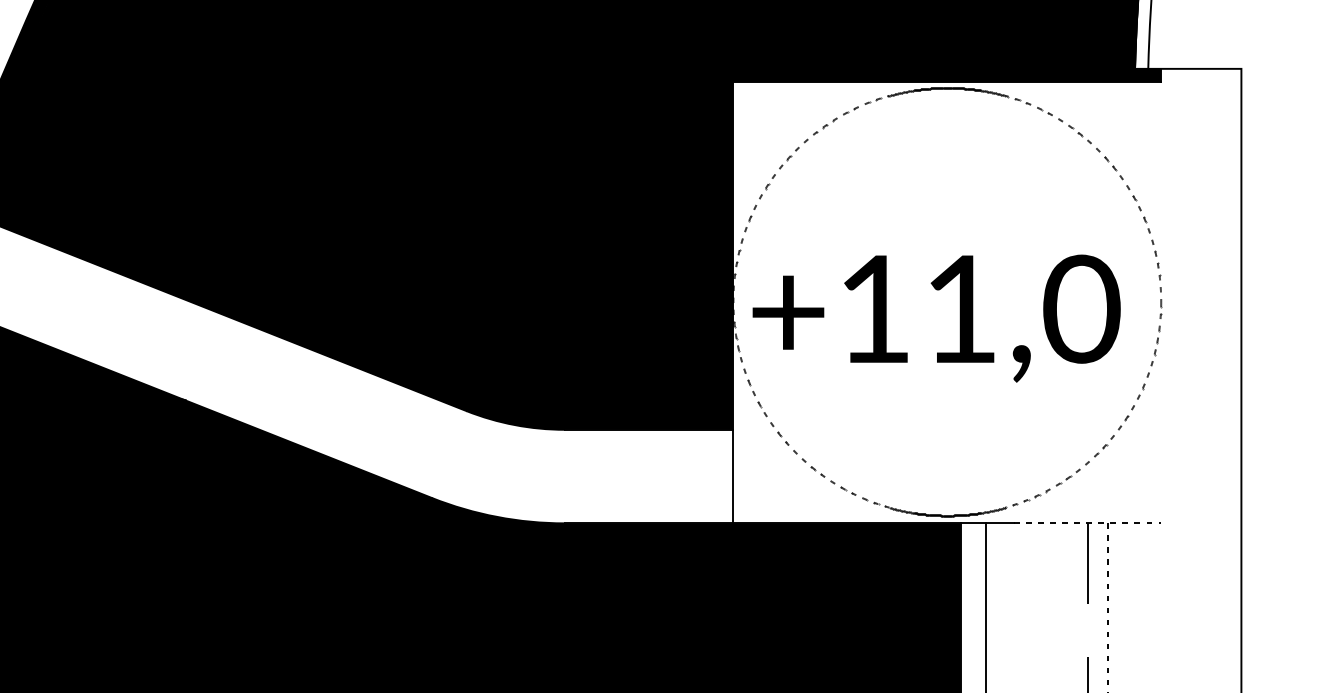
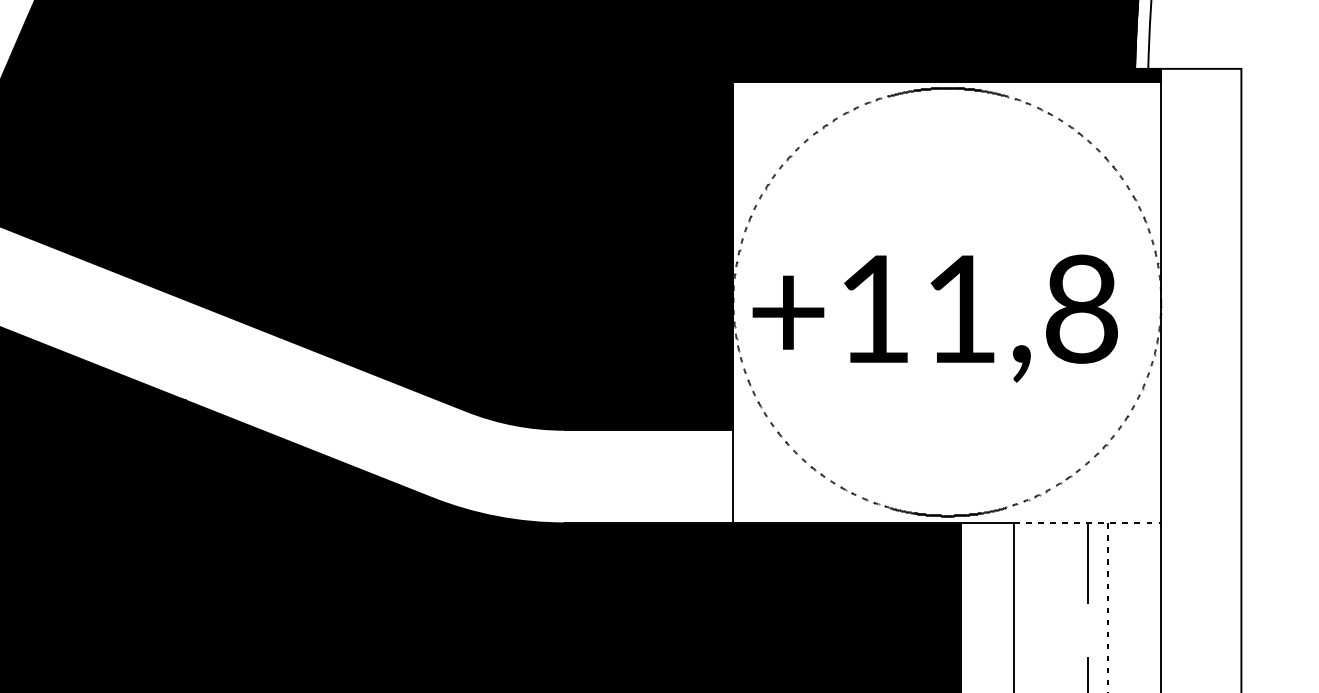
text: +11,0 -> +11,8 (1081, 309)
line: none -> present (1161, 385)
line position: (986, 606) -> (1014, 606) (1014, 606)
